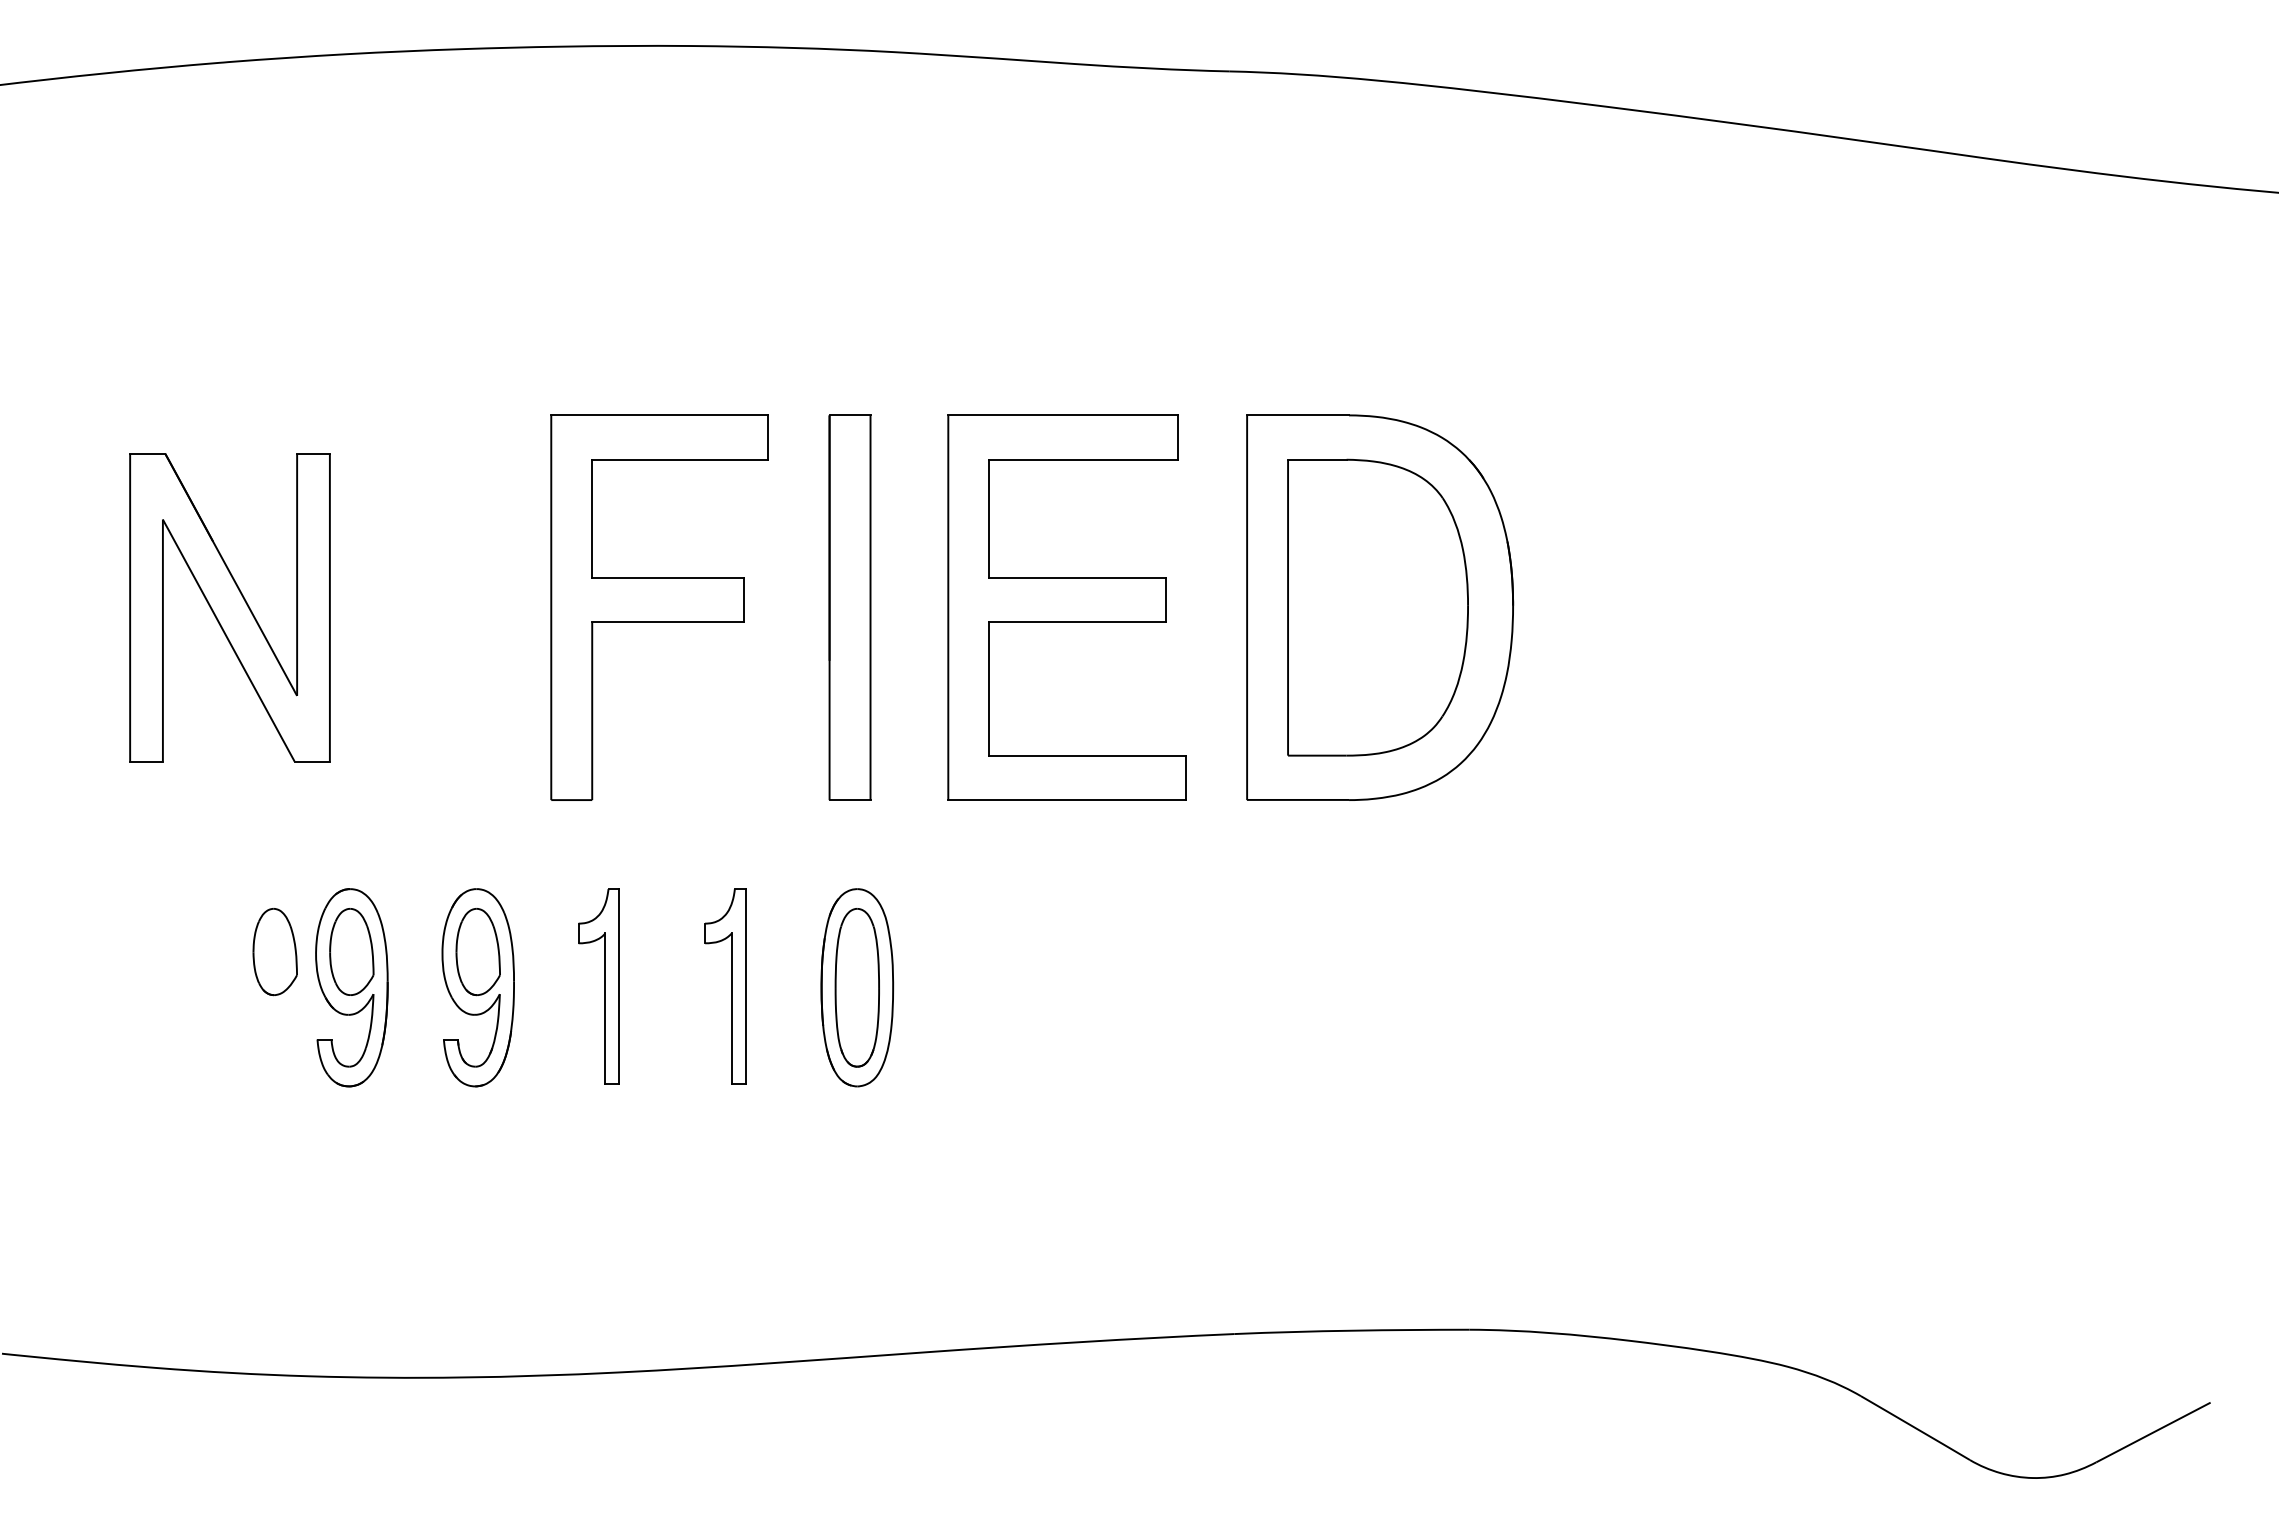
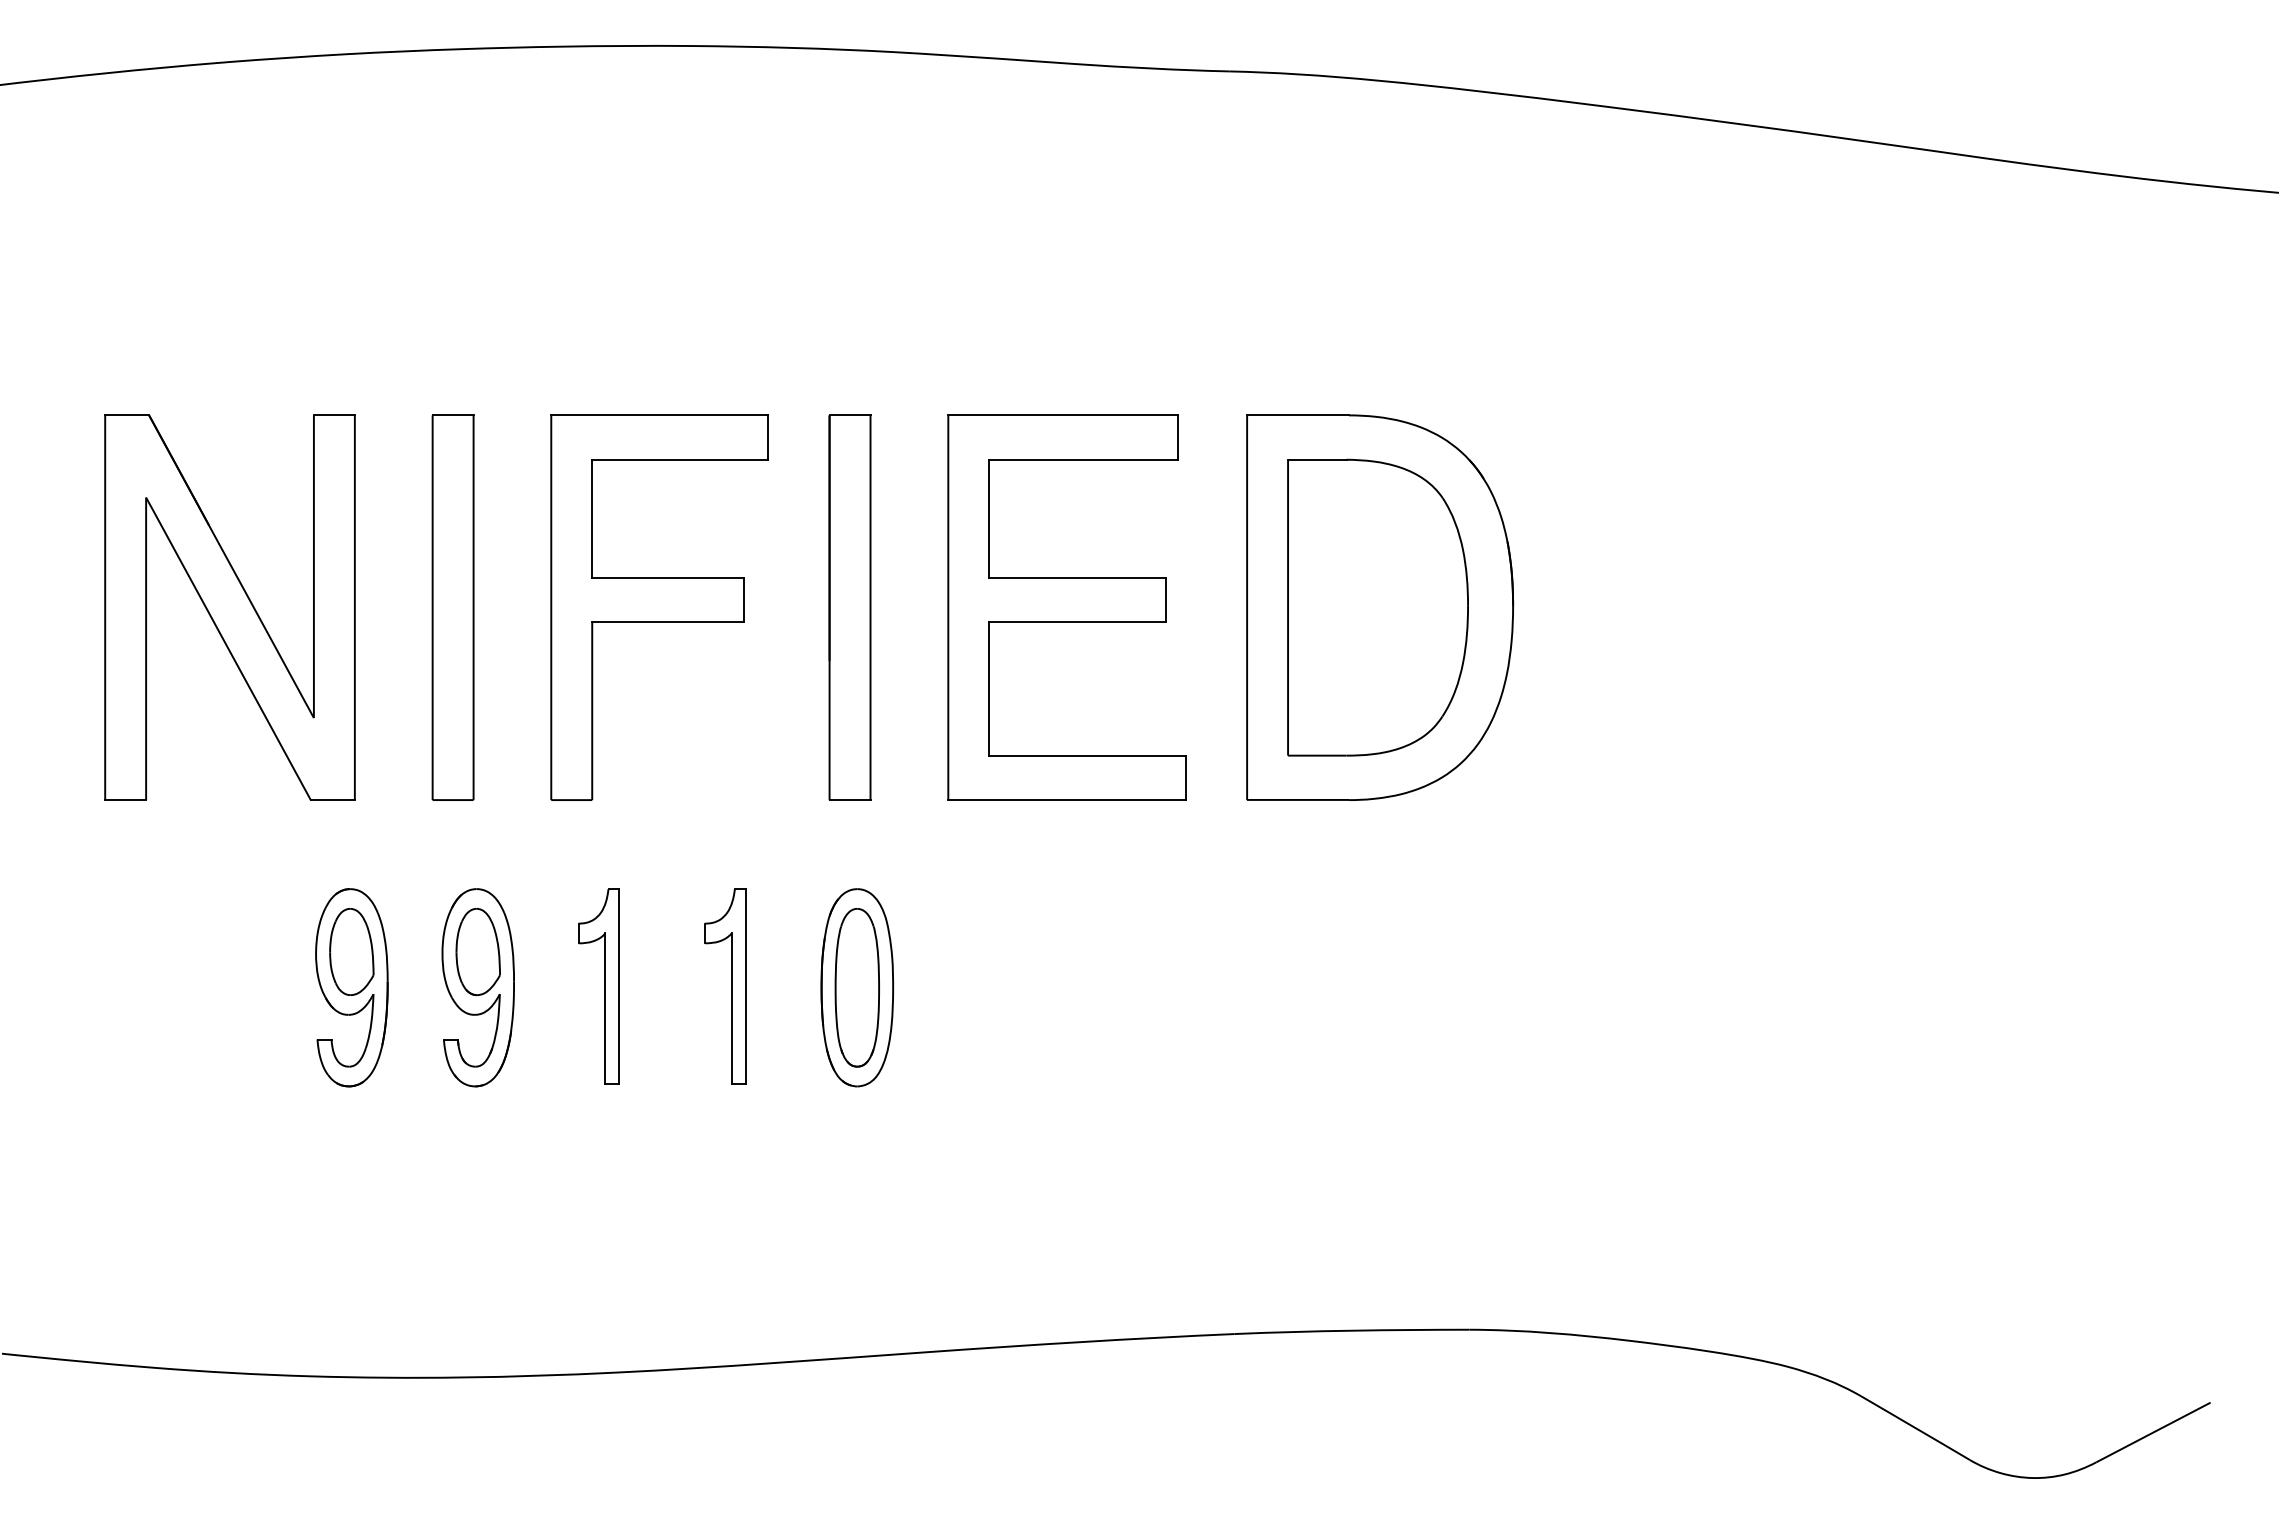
part size: 202x310 px -> 252x387 px (229, 607)
part: none -> present (452, 607)
part: present -> none (274, 952)
